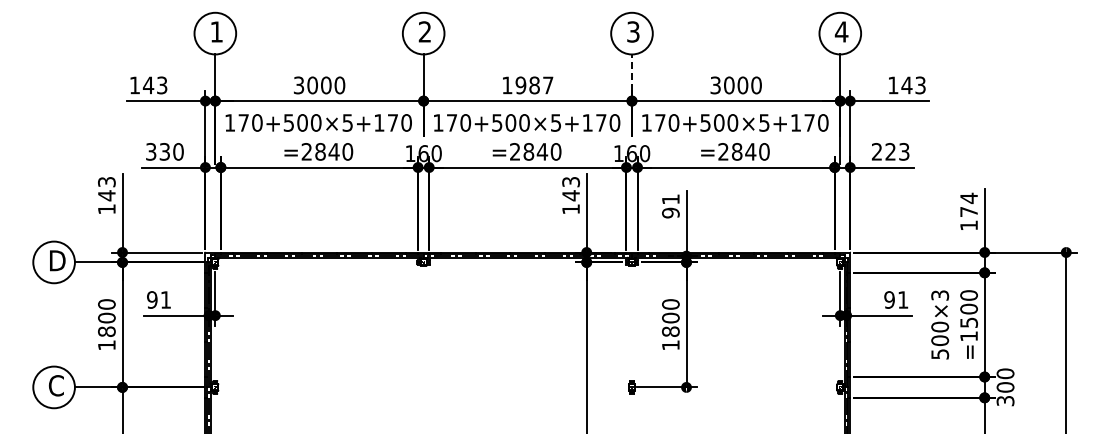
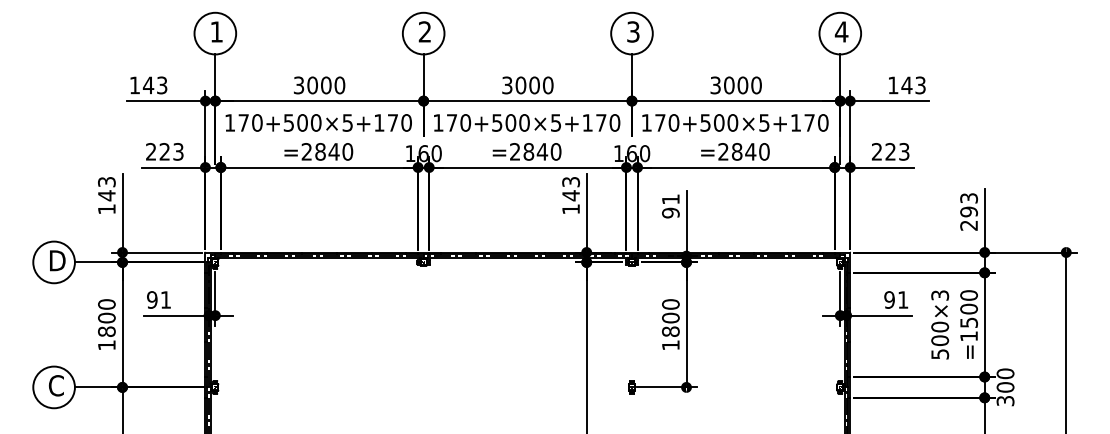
line: dashed -> solid (631, 72)
text: 1987 -> 3000 (527, 85)
text: 330 -> 223 (164, 151)
text: 174 -> 293 (969, 211)
